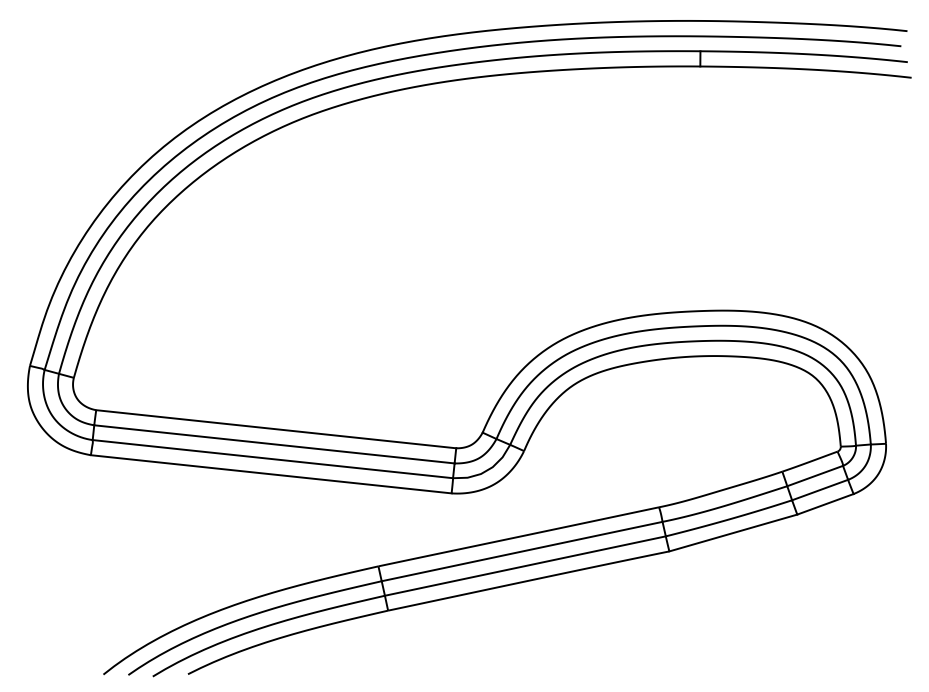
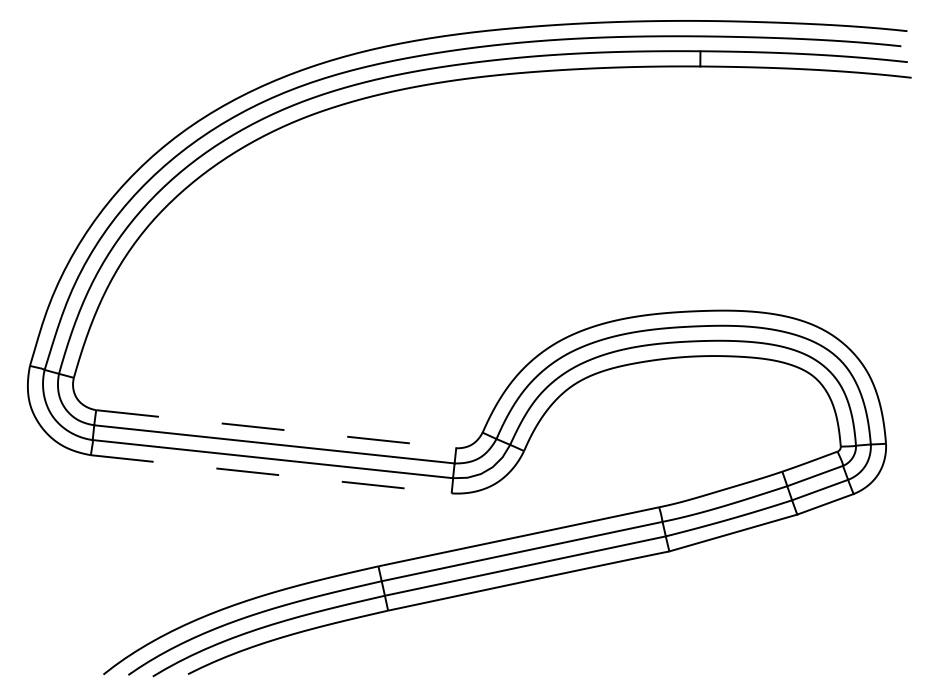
line: solid -> dashed (276, 429)
line: solid -> dashed (271, 474)
